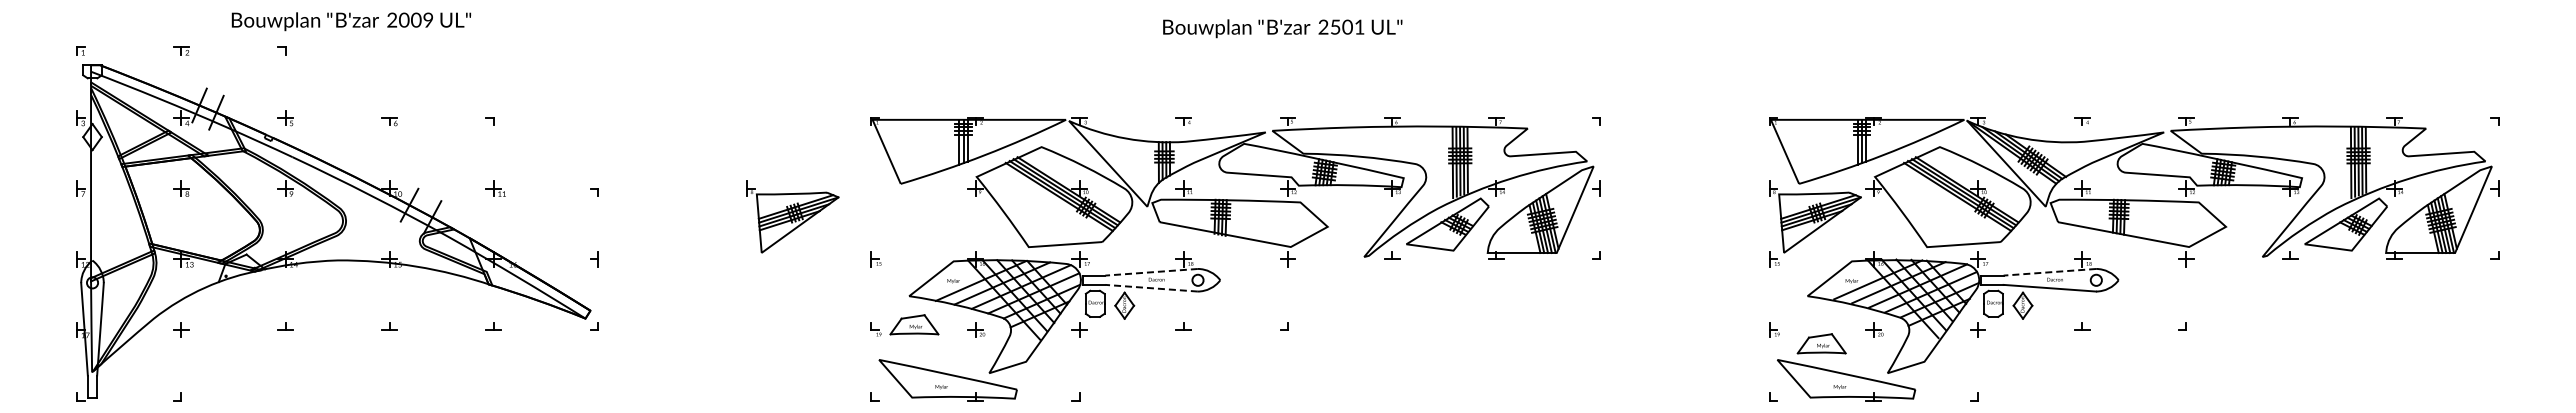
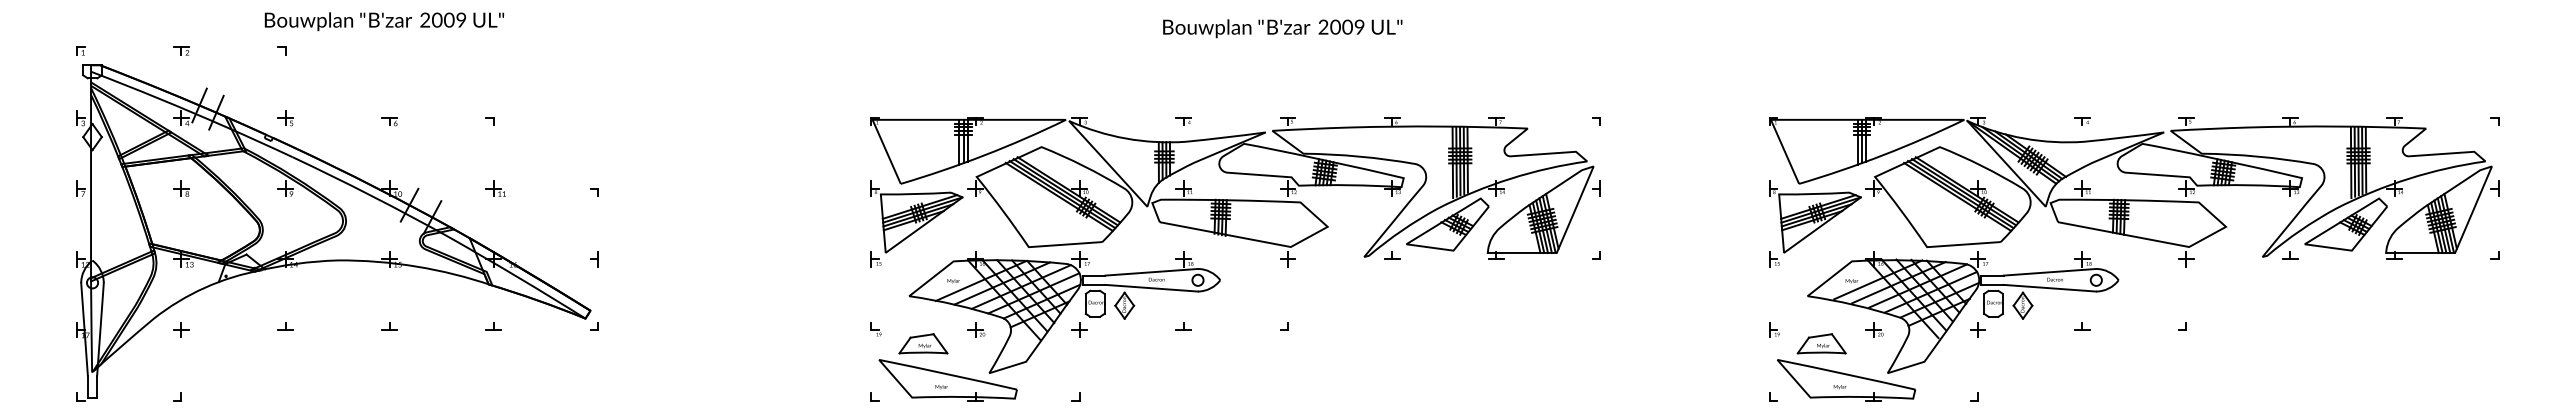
text position: (350, 21) -> (383, 21) (383, 21)
text: 2501 -> 2009 (1347, 26)
part position: (792, 216) -> (916, 216) (916, 216)
line: dashed -> solid (1151, 272)
line: dashed -> solid (2049, 272)
line: dashed -> solid (1151, 288)
part position: (914, 324) -> (923, 343) (923, 343)
